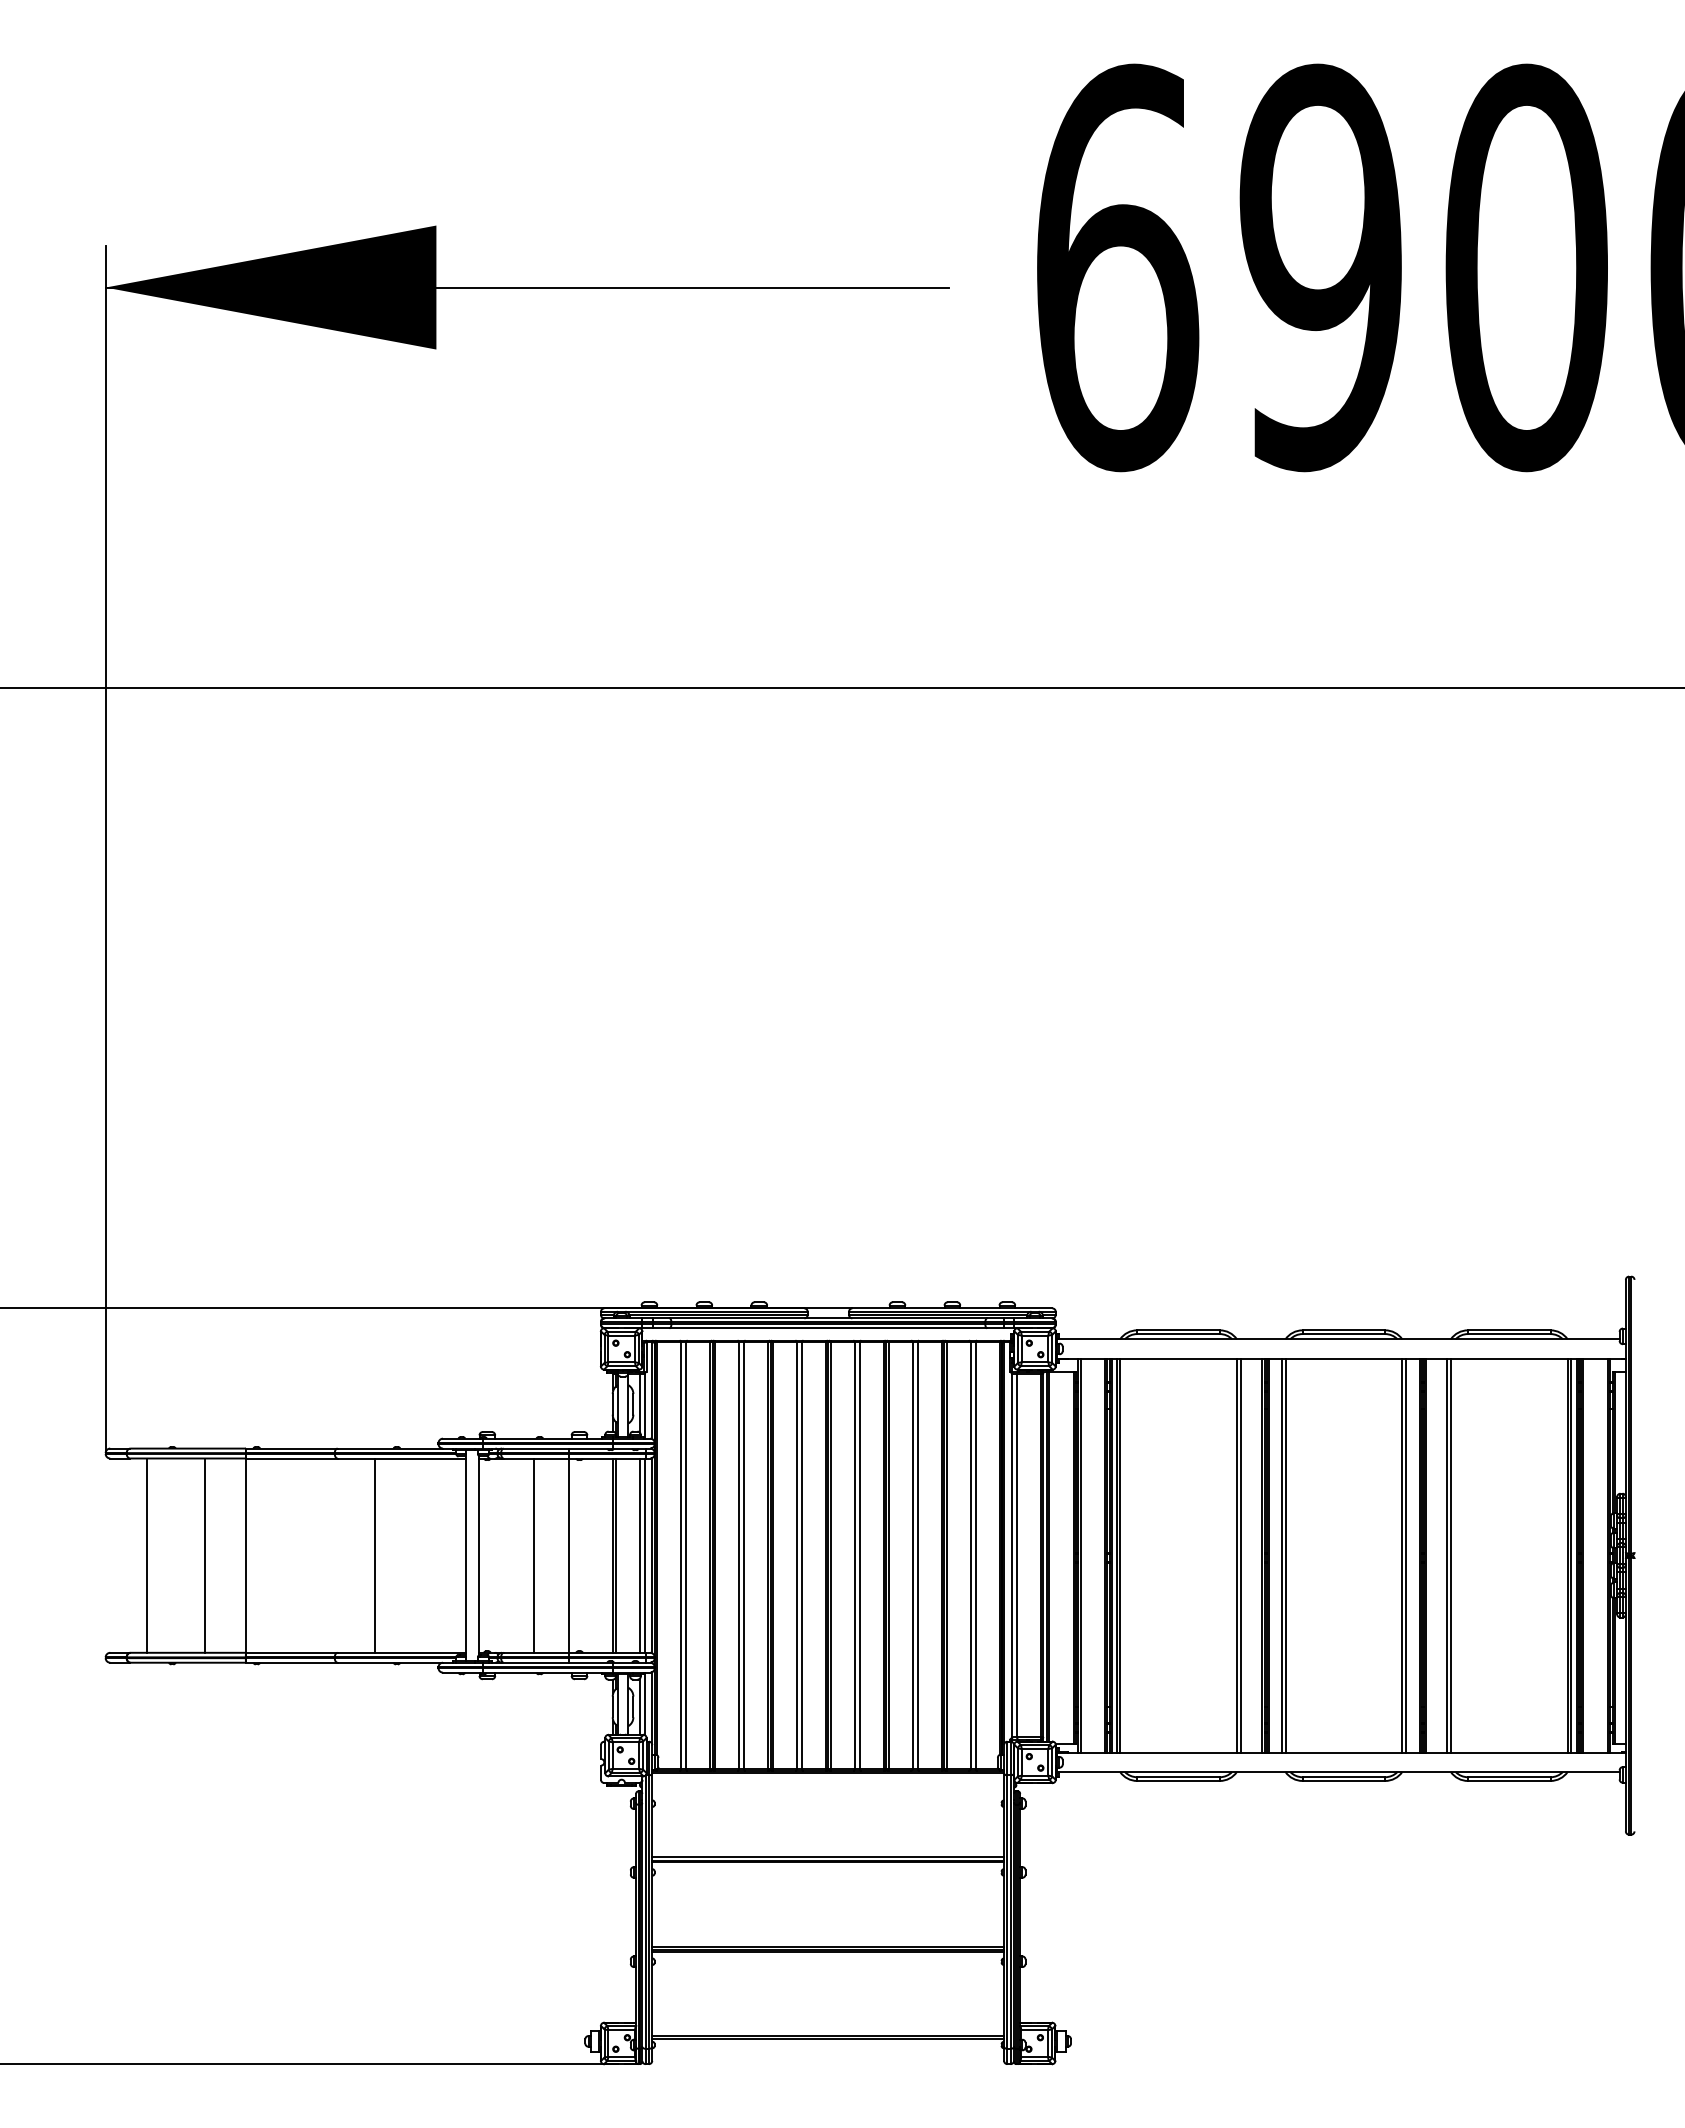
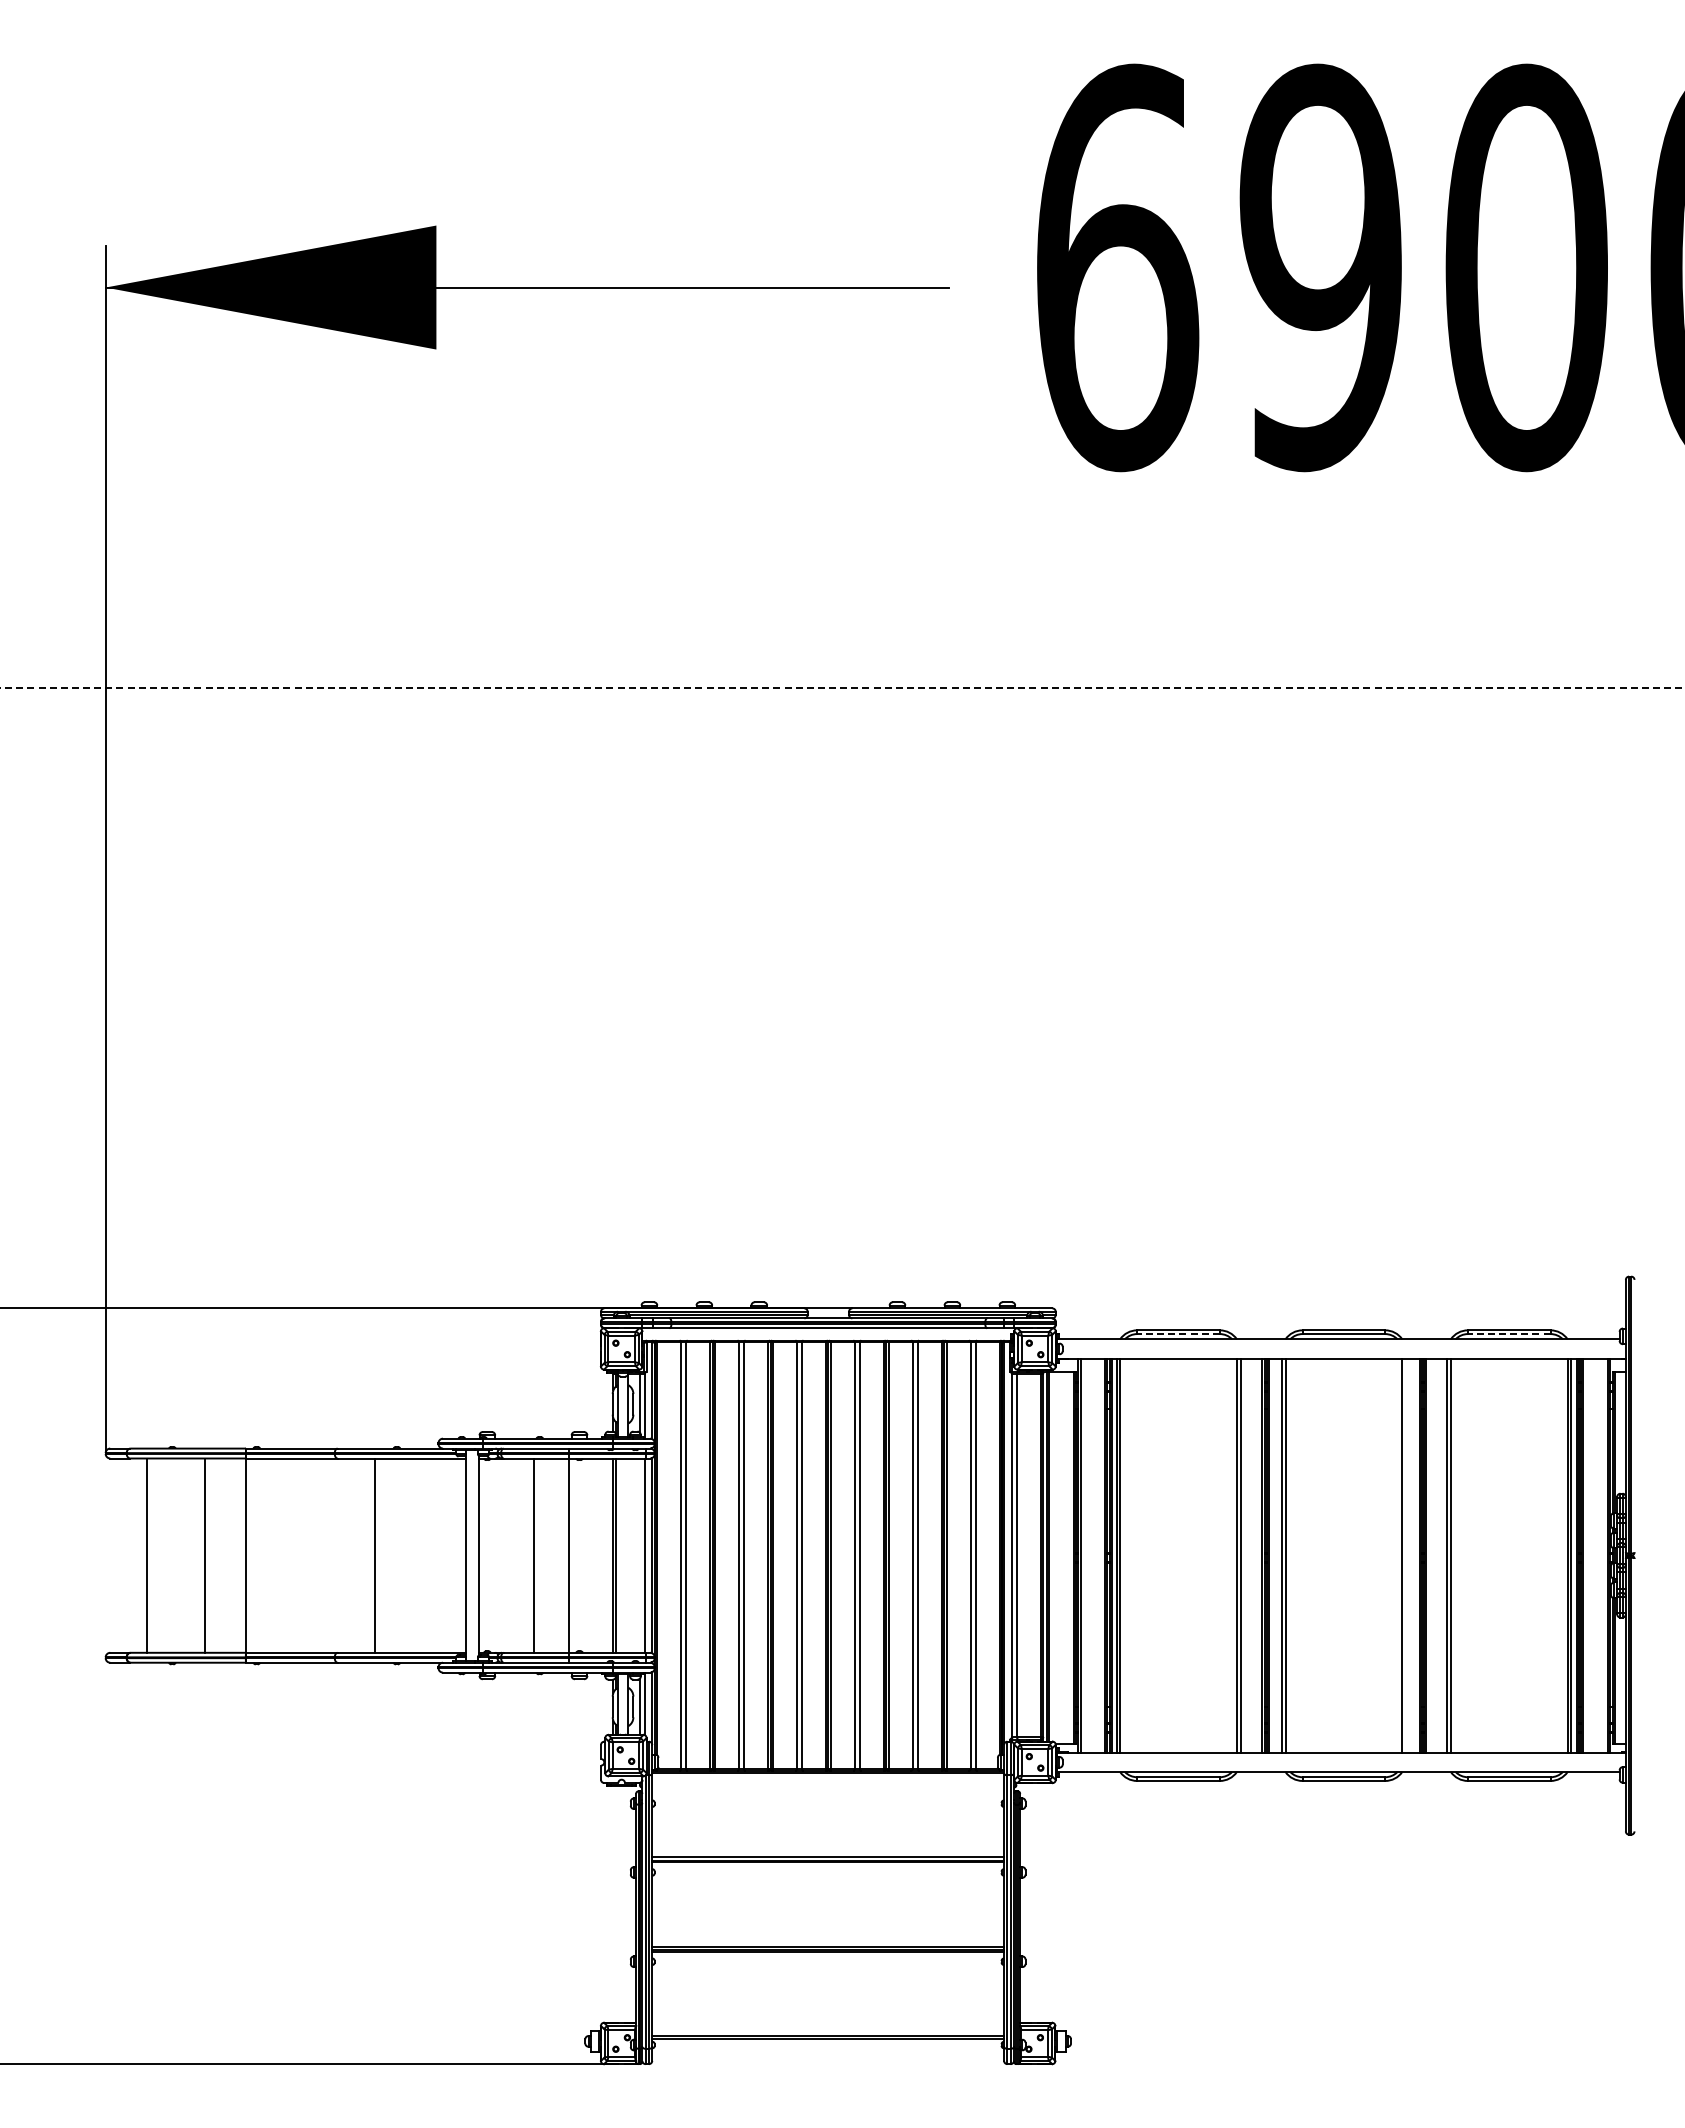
line: solid -> dashed (842, 688)
line: solid -> dashed (1178, 1334)
line: solid -> dashed (1508, 1334)
line: present -> none (639, 1555)
line: present -> none (1405, 1555)
